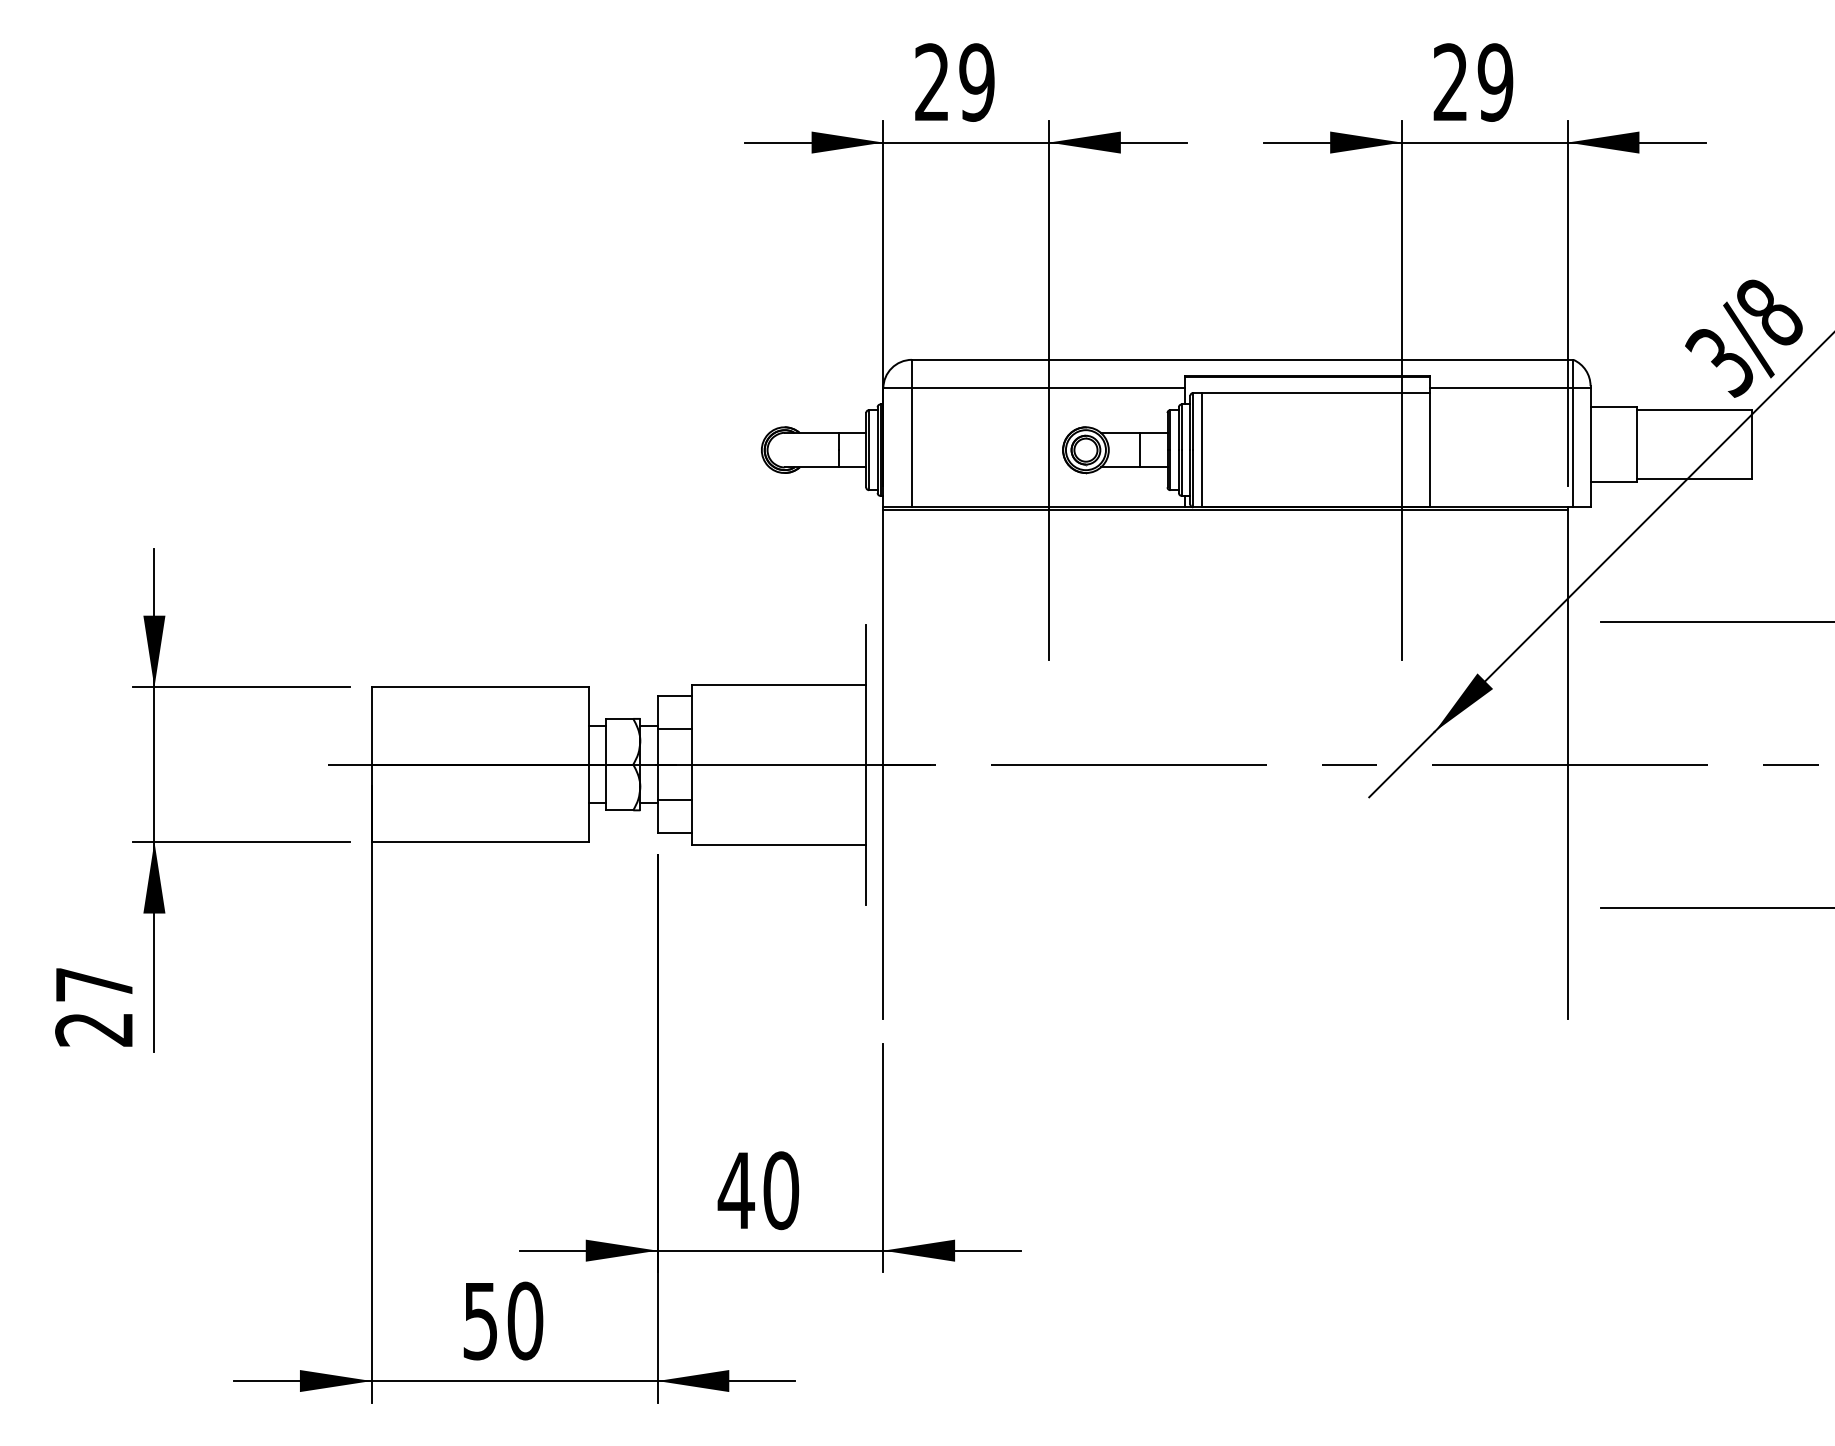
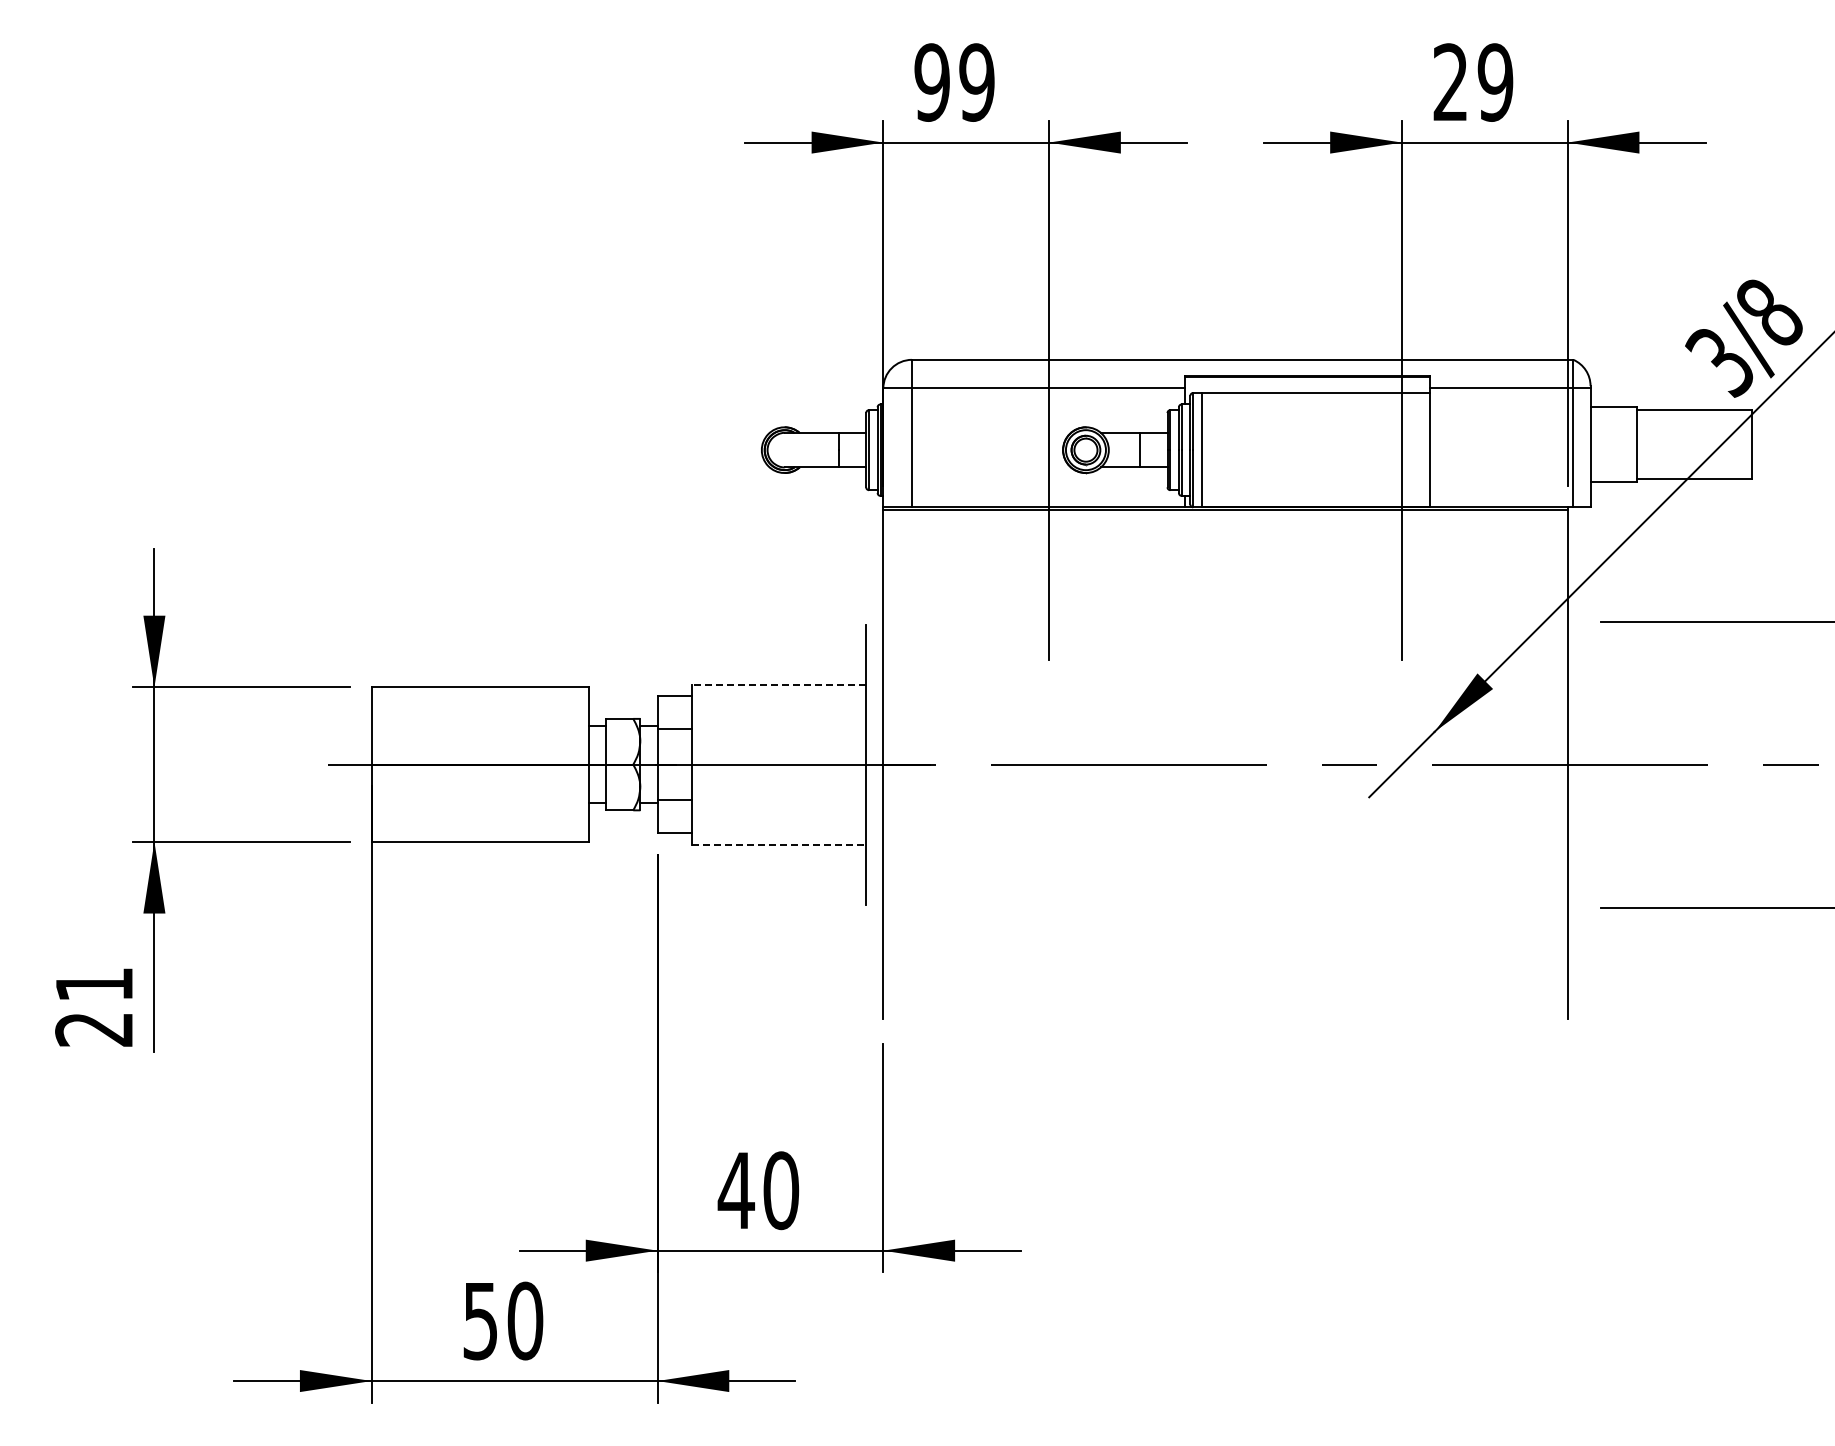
text: 29 -> 99 (931, 82)
line: solid -> dashed (778, 684)
line: solid -> dashed (779, 844)
text: 27 -> 21 (94, 984)
